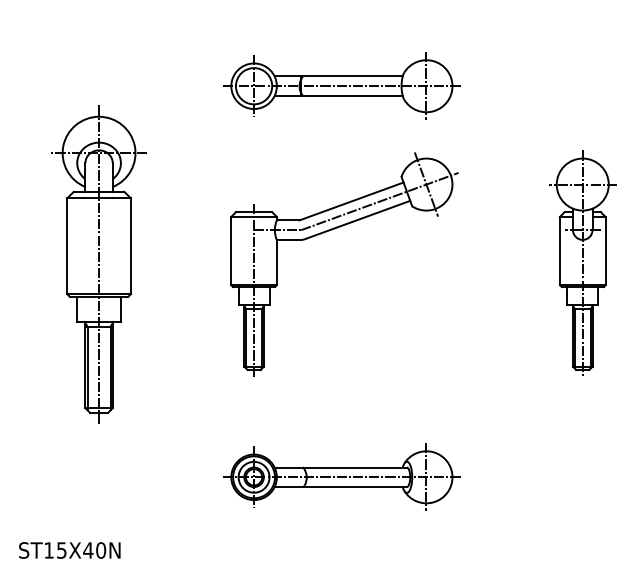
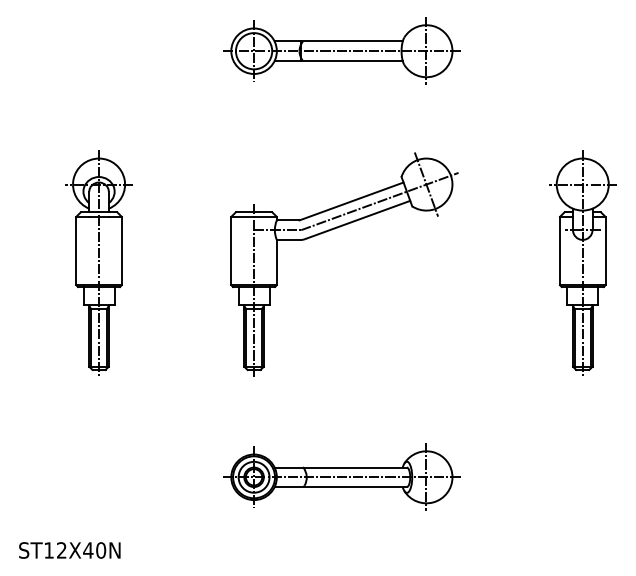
part position: (341, 85) -> (341, 50) (341, 50)
part size: 96x319 px -> 68x226 px (98, 262)
text: ST15X40N -> ST12X40N (61, 550)
